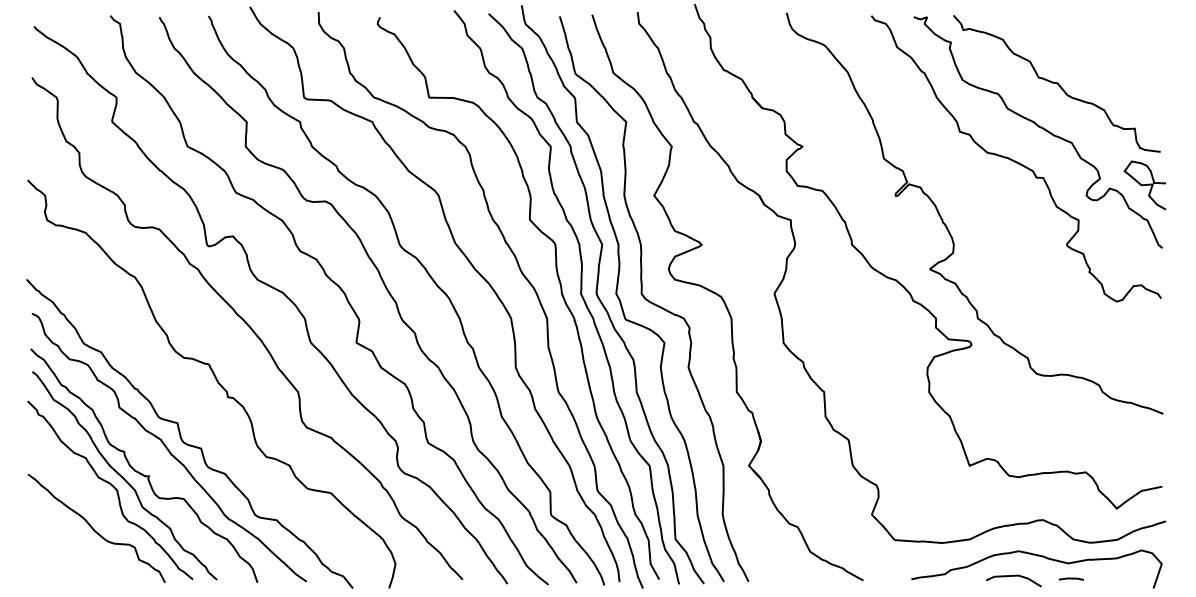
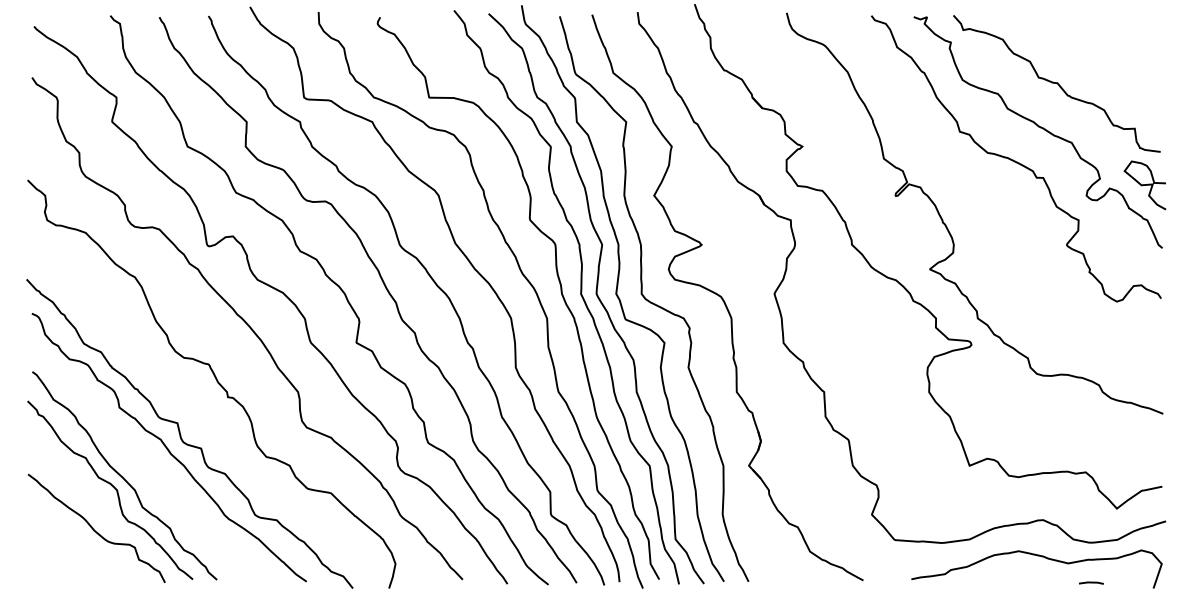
curve: present -> none (140, 472)
curve: present -> none (1013, 576)
line position: (1071, 578) -> (1091, 582) (1091, 582)
